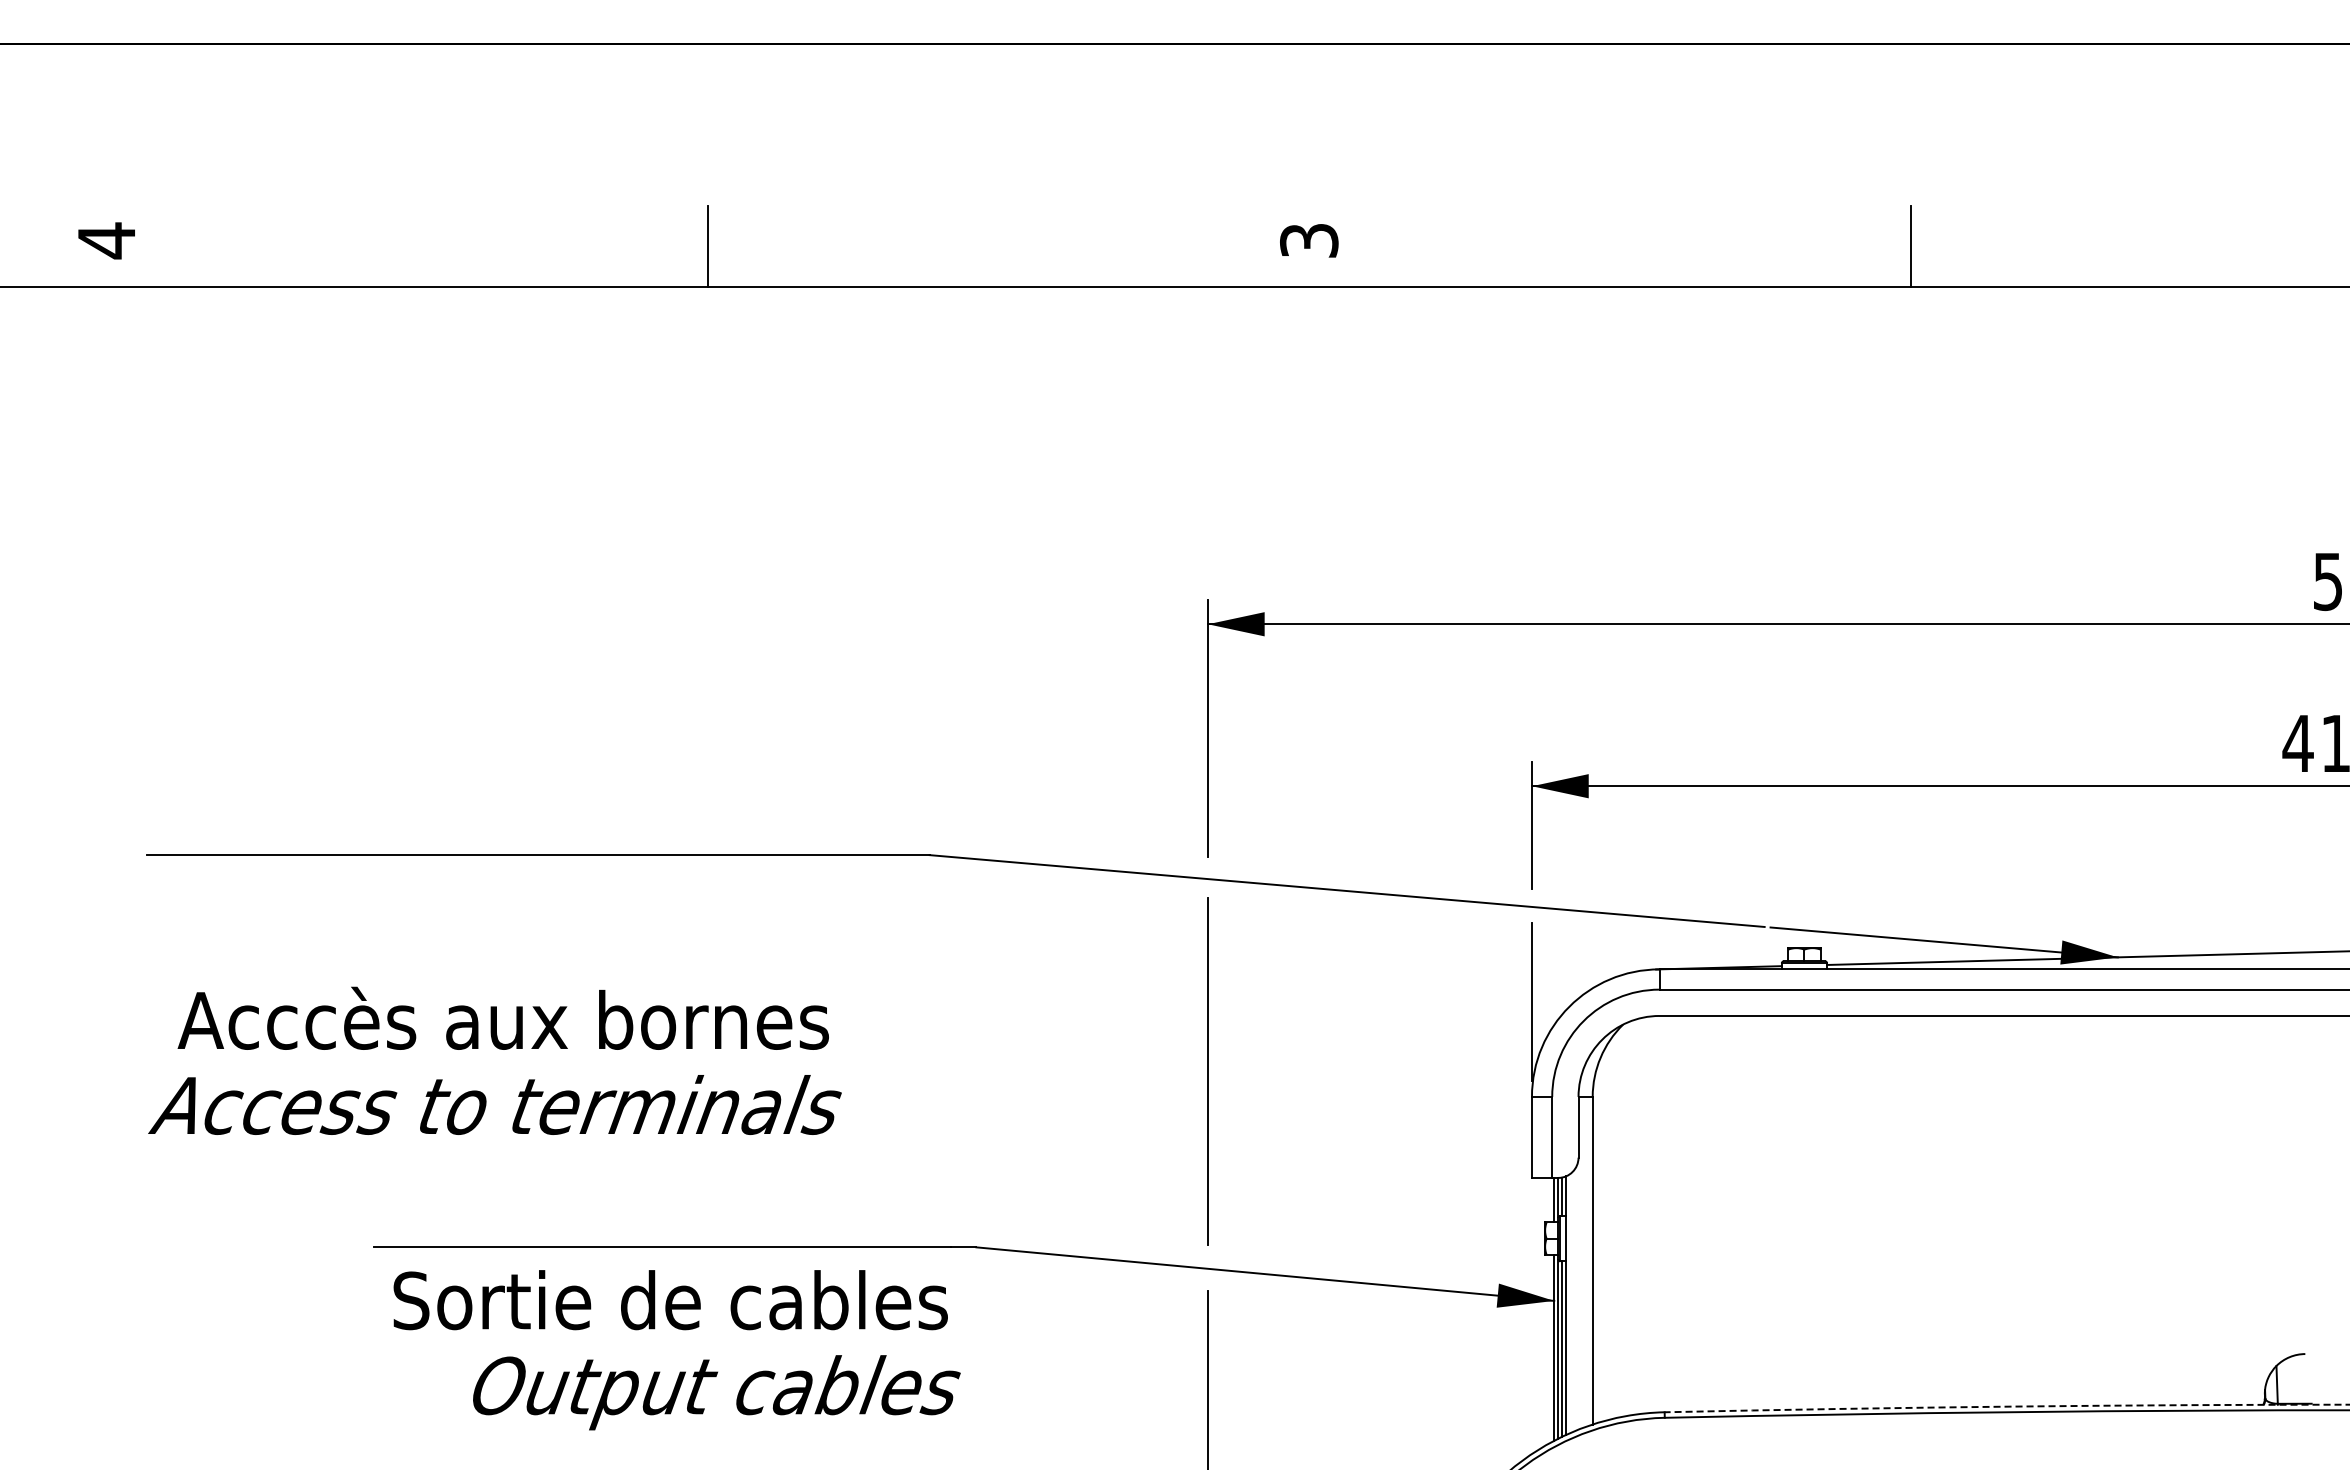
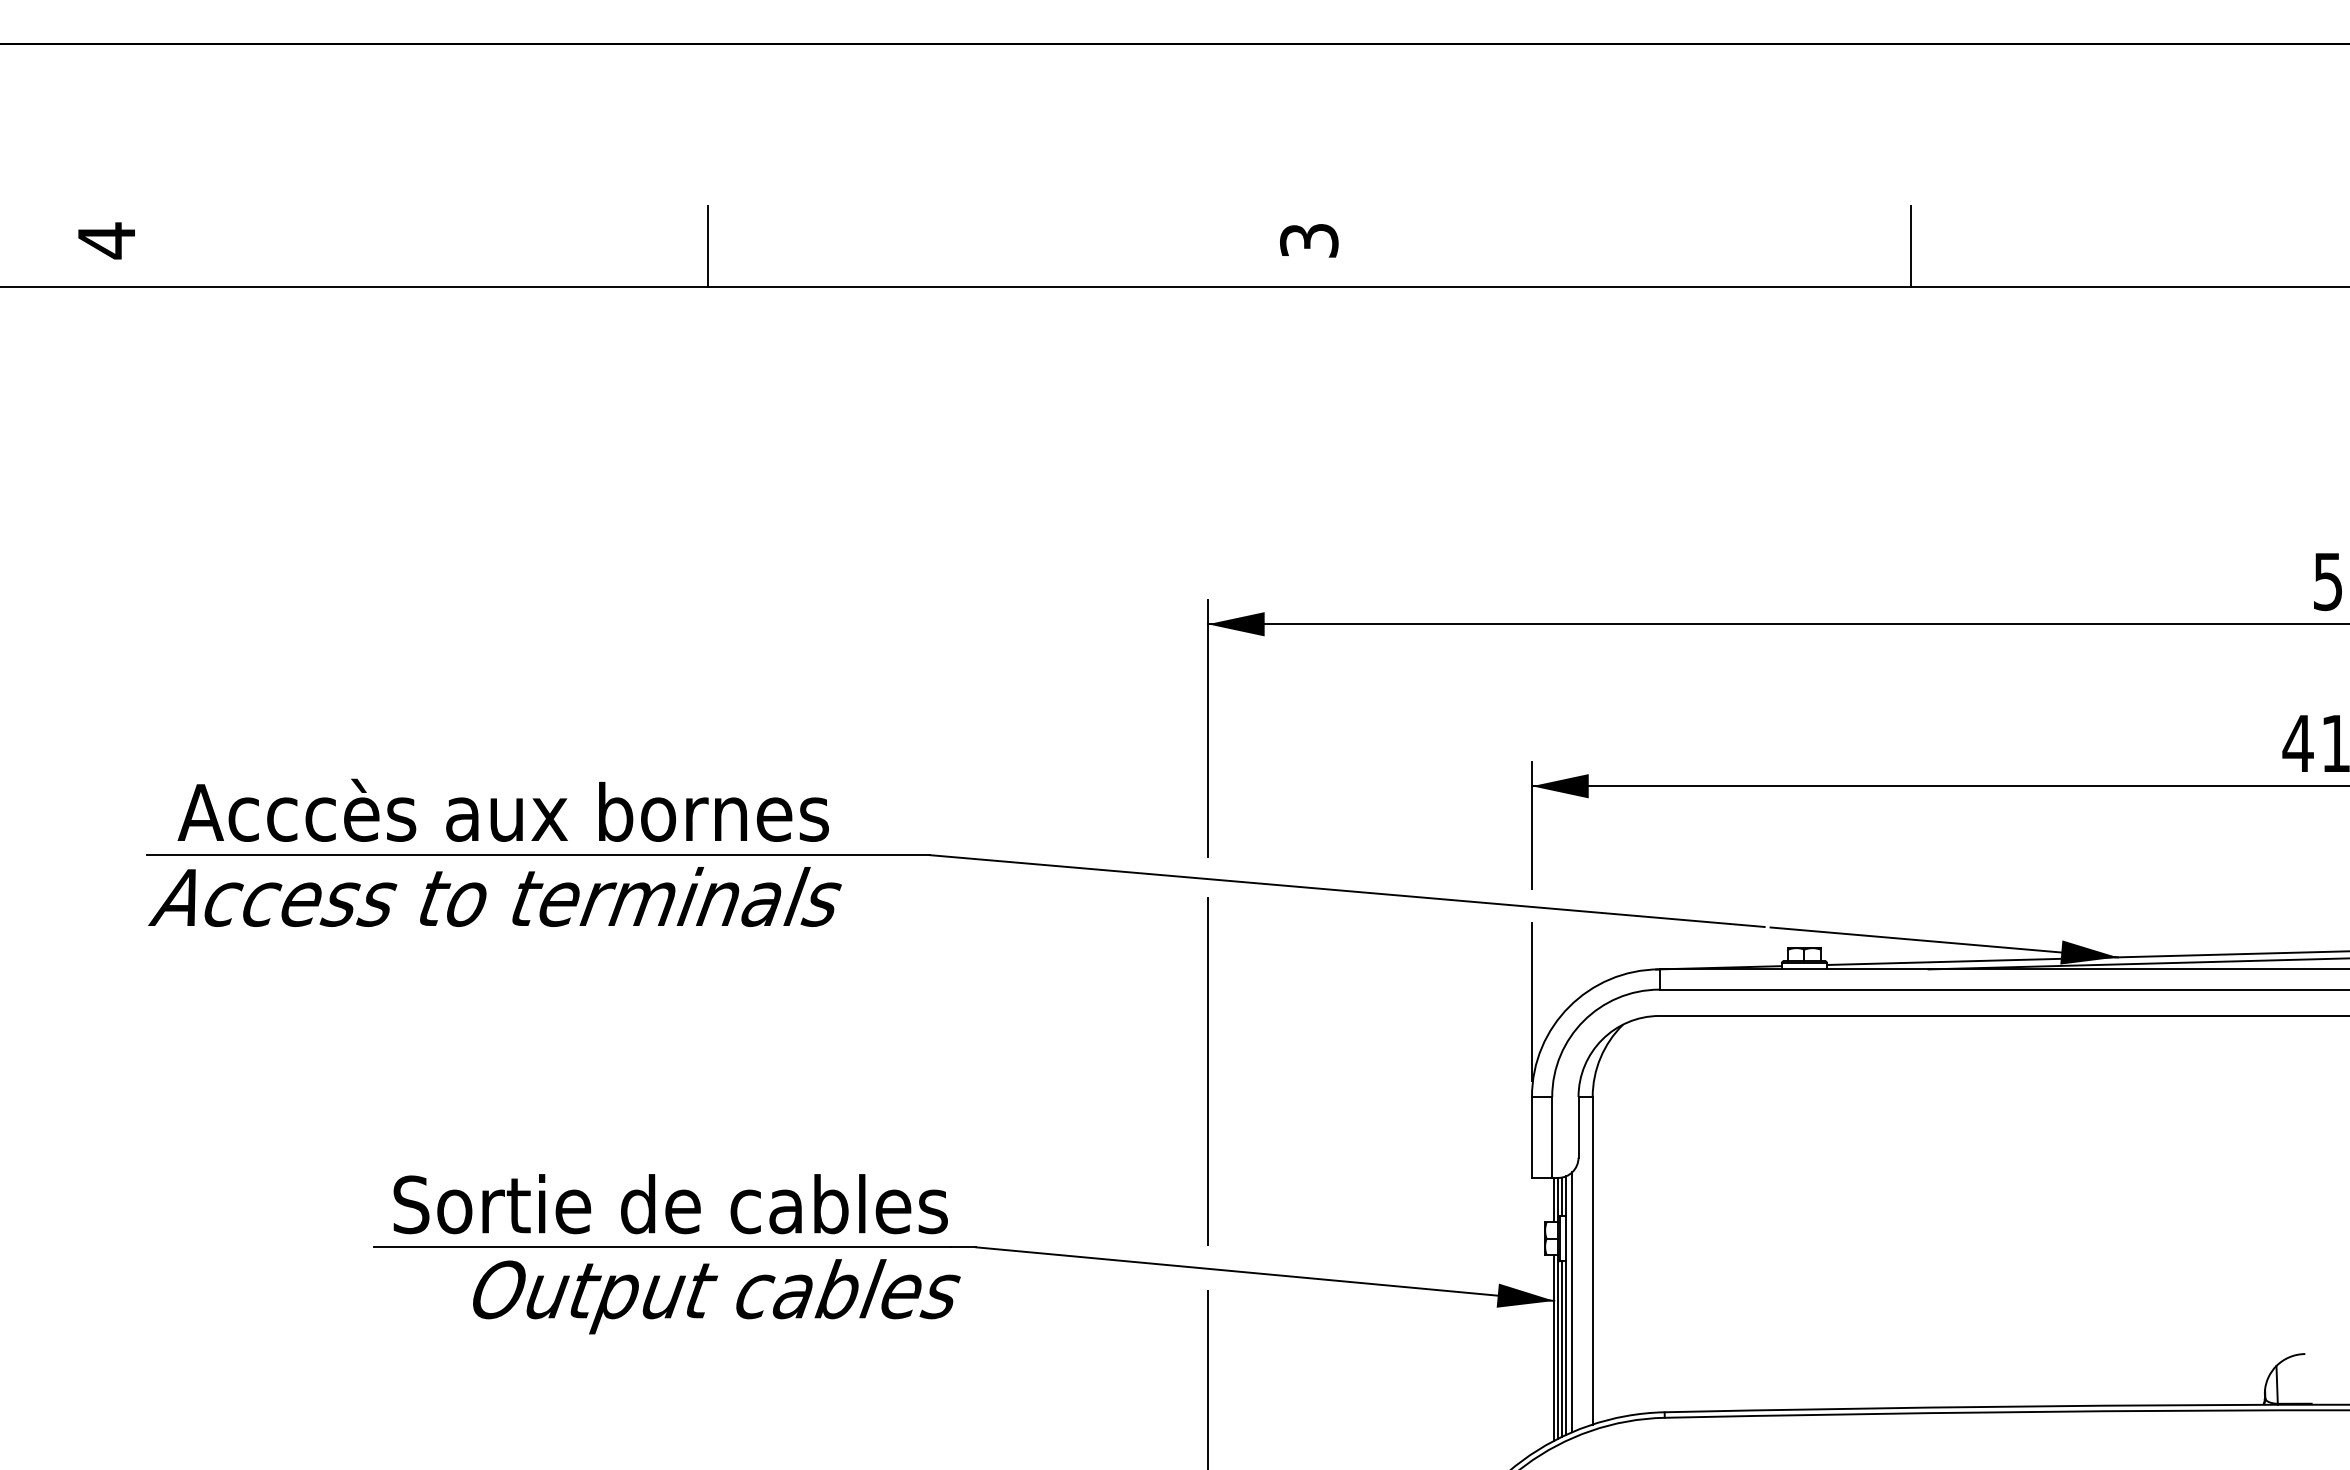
line: none -> present (2137, 963)
text position: (494, 1060) -> (494, 852) (494, 852)
line: none -> present (1572, 1302)
text position: (676, 1350) -> (676, 1254) (676, 1254)
arc: dashed -> solid (2007, 1406)
